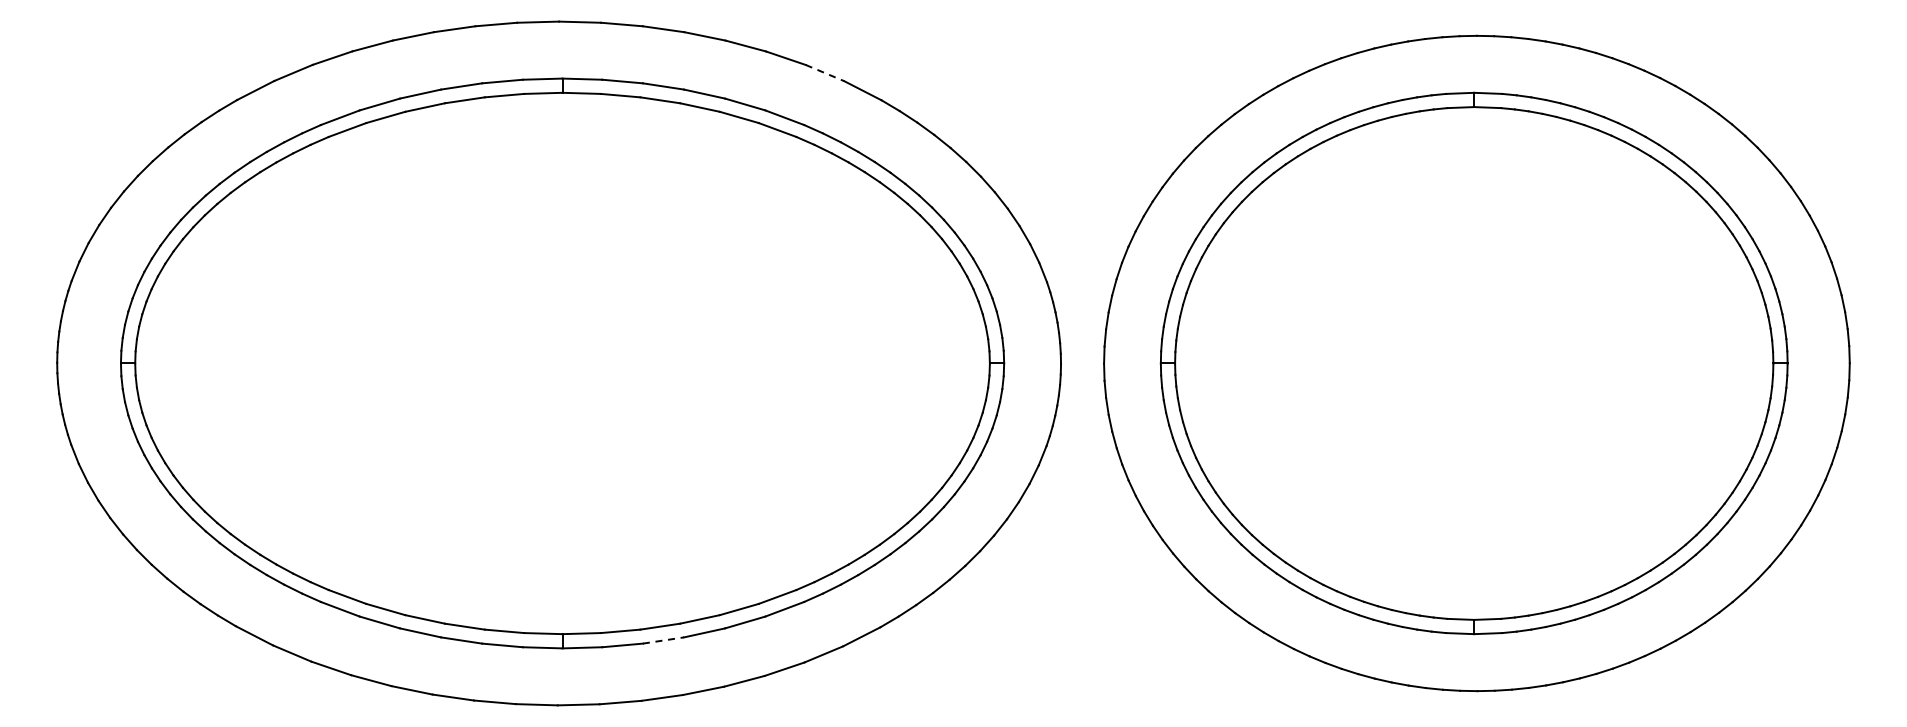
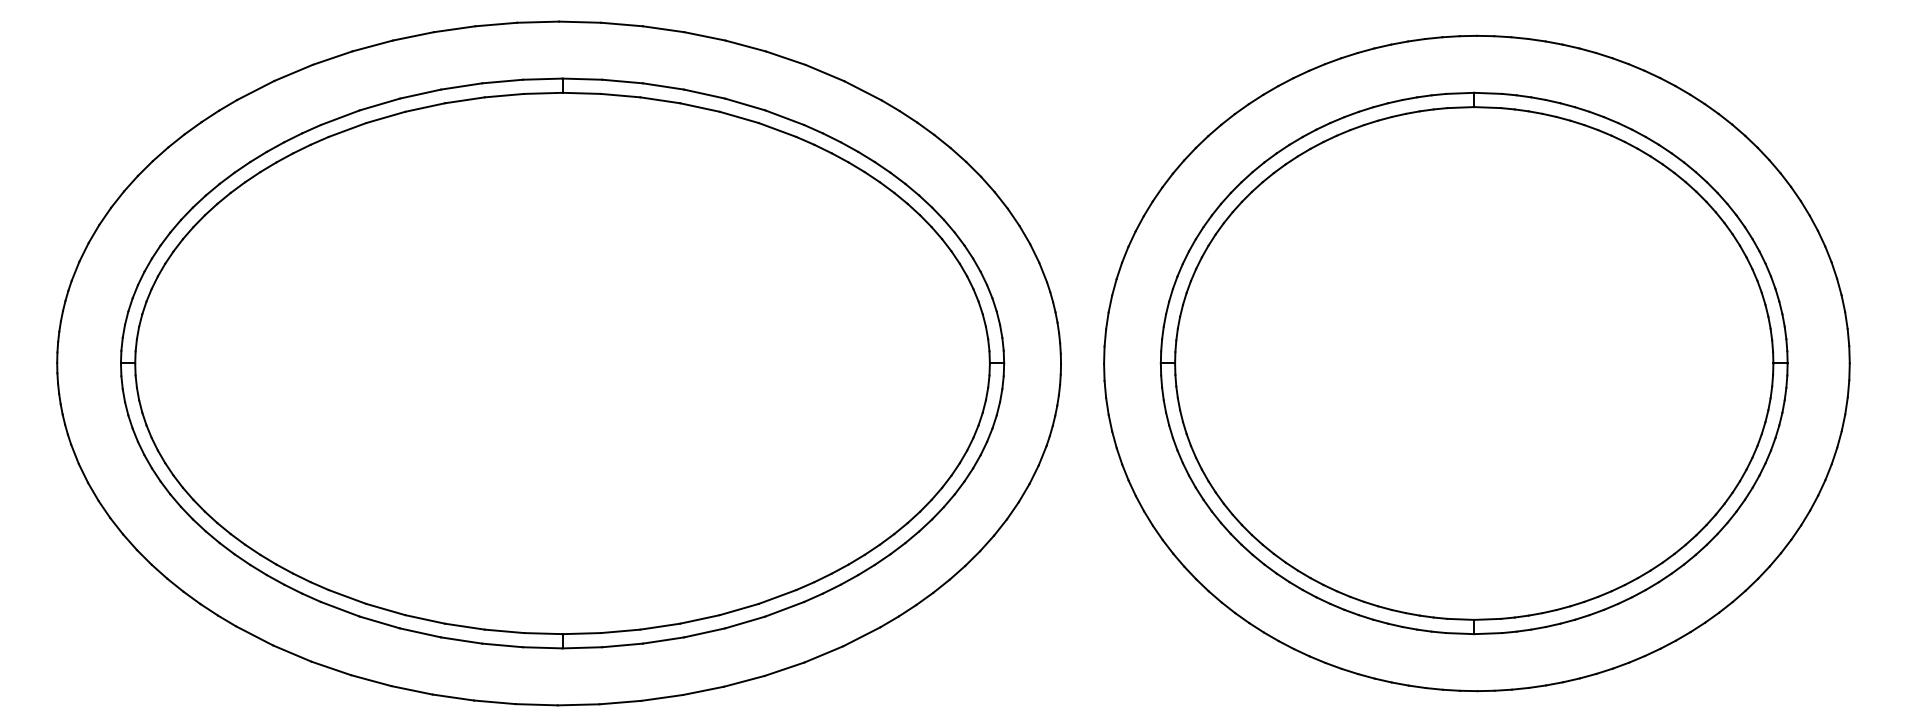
line: dashed -> solid (825, 73)
line: dashed -> solid (663, 640)
